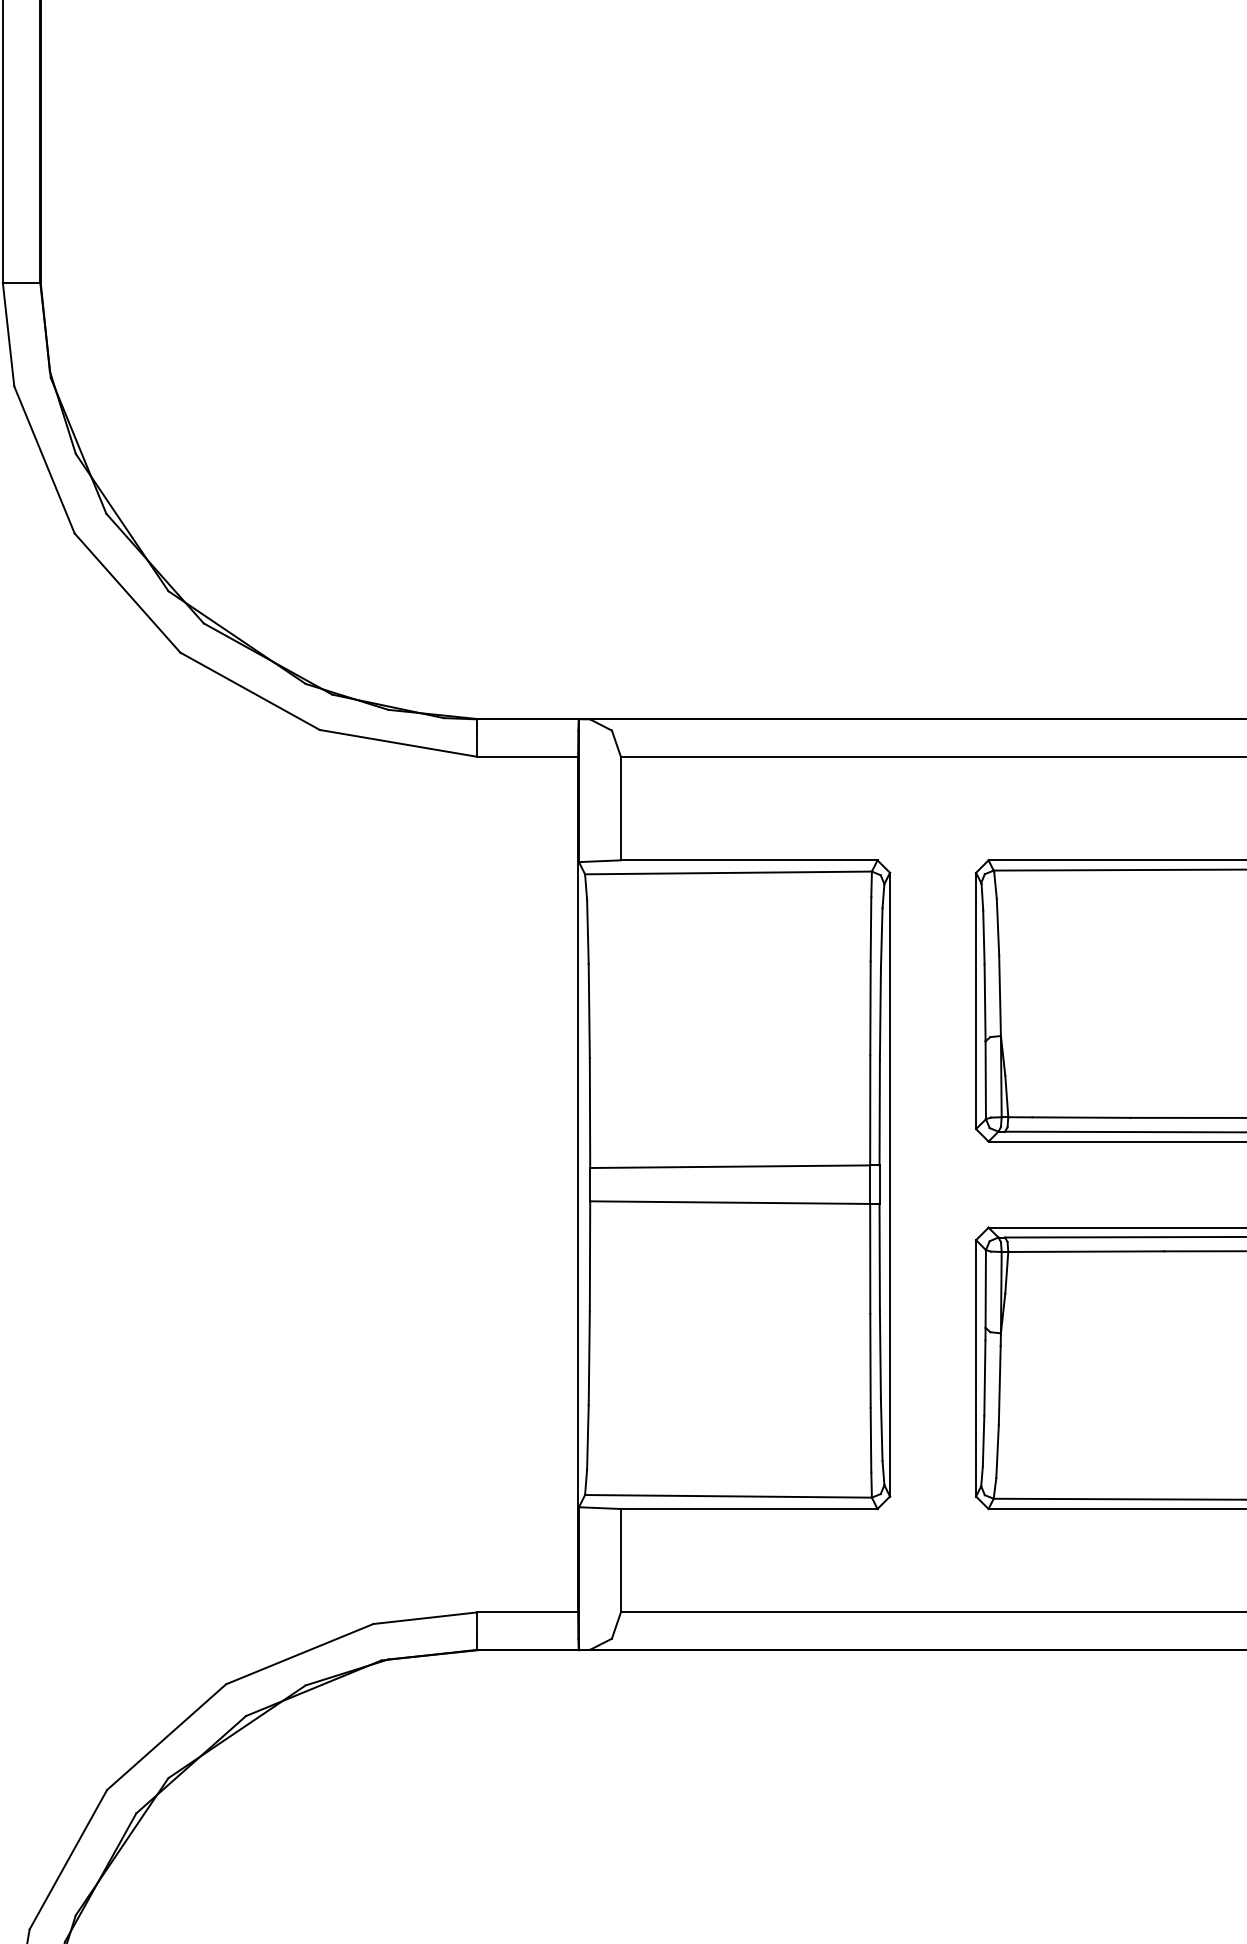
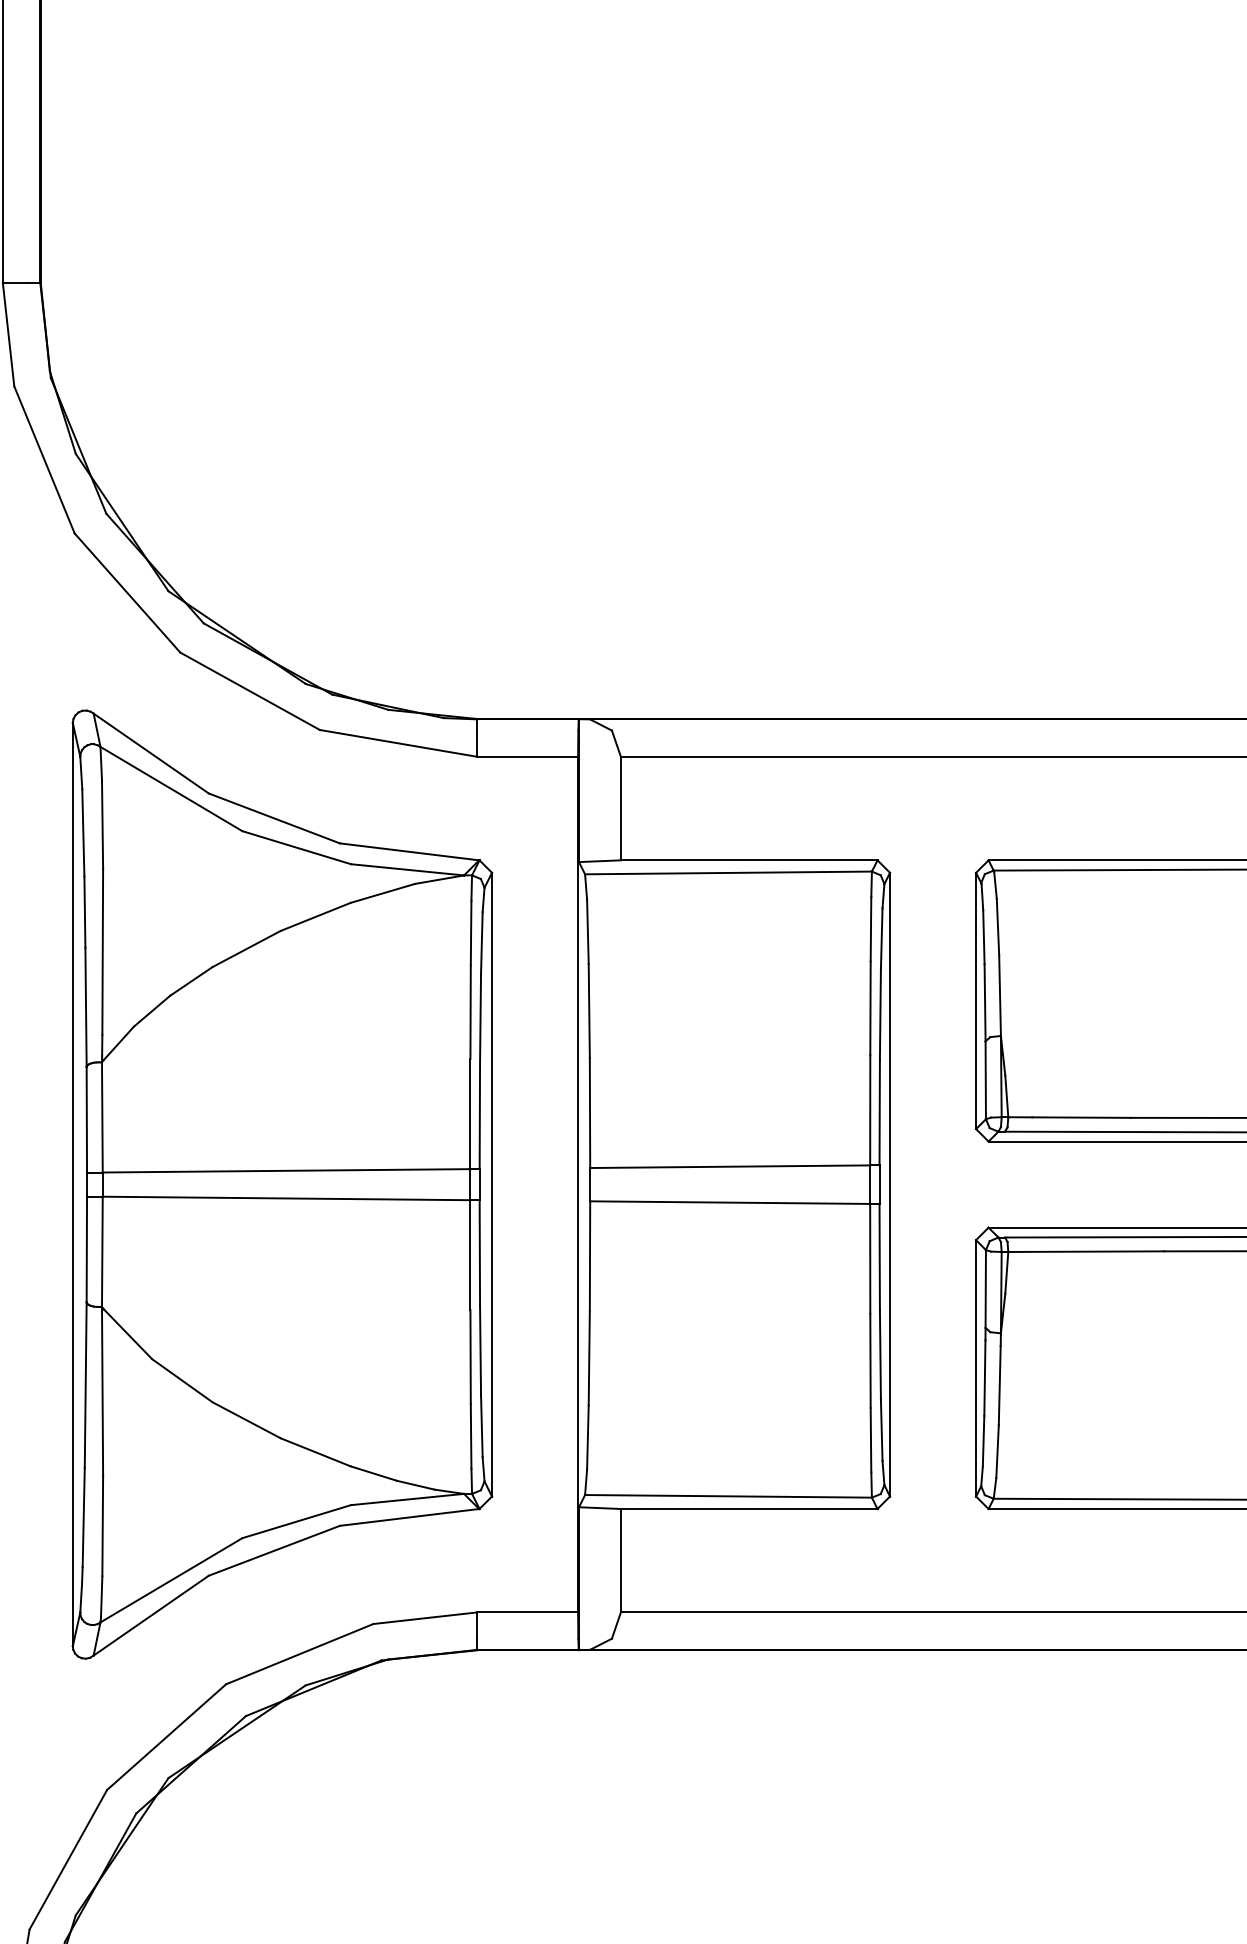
part: none -> present (282, 1184)
